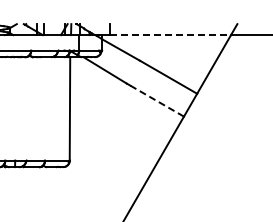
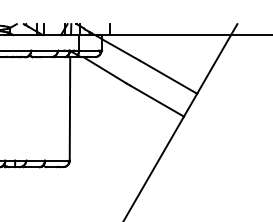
line: dashed -> solid (171, 35)
line: dashed -> solid (157, 101)
